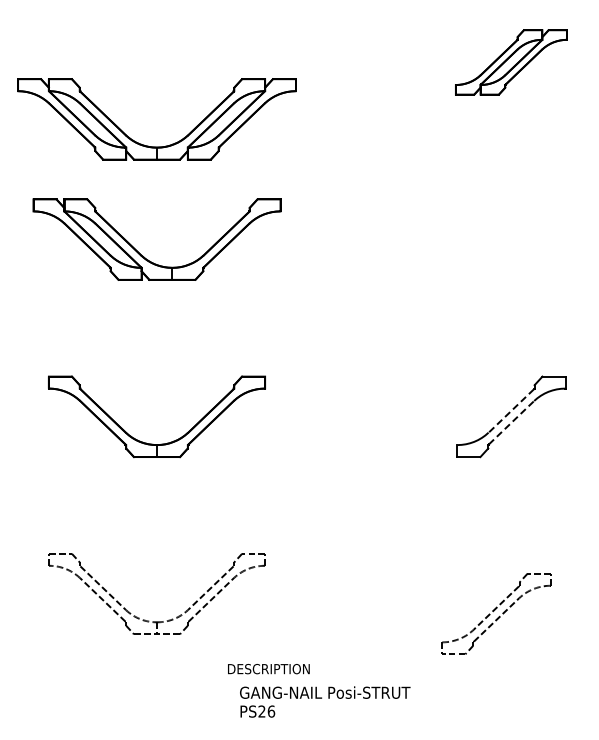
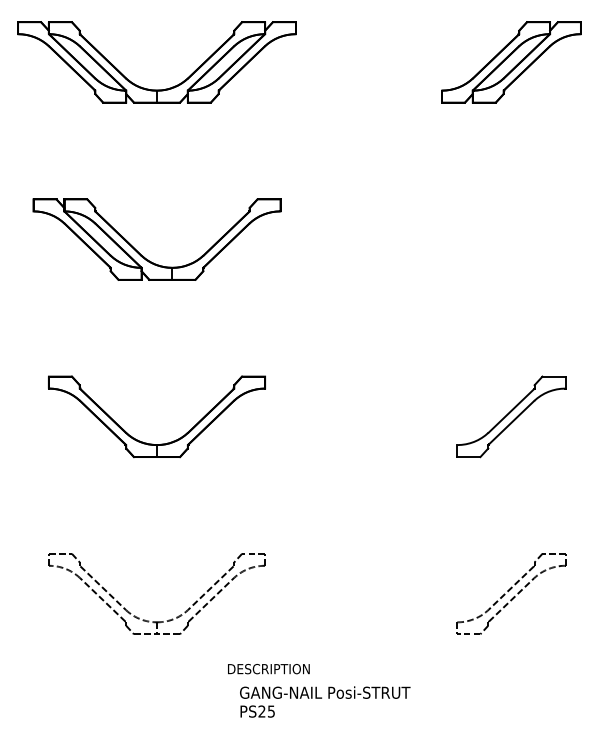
part size: 113x67 px -> 141x83 px (511, 62)
part position: (156, 146) -> (156, 89) (156, 89)
line: dashed -> solid (510, 411)
line: dashed -> solid (511, 422)
part position: (496, 613) -> (511, 593) (511, 593)
text: PS26 -> PS25 (271, 711)
